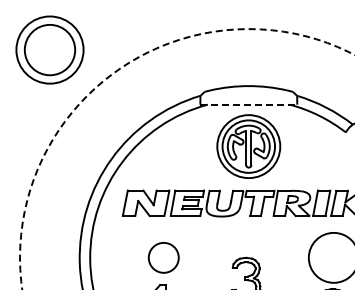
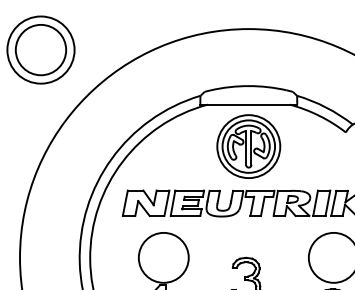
part position: (49, 49) -> (40, 49) (40, 49)
line: dashed -> solid (249, 104)
circle: dashed -> solid (187, 159)
circle diameter: 30 px -> 50 px (163, 257)
